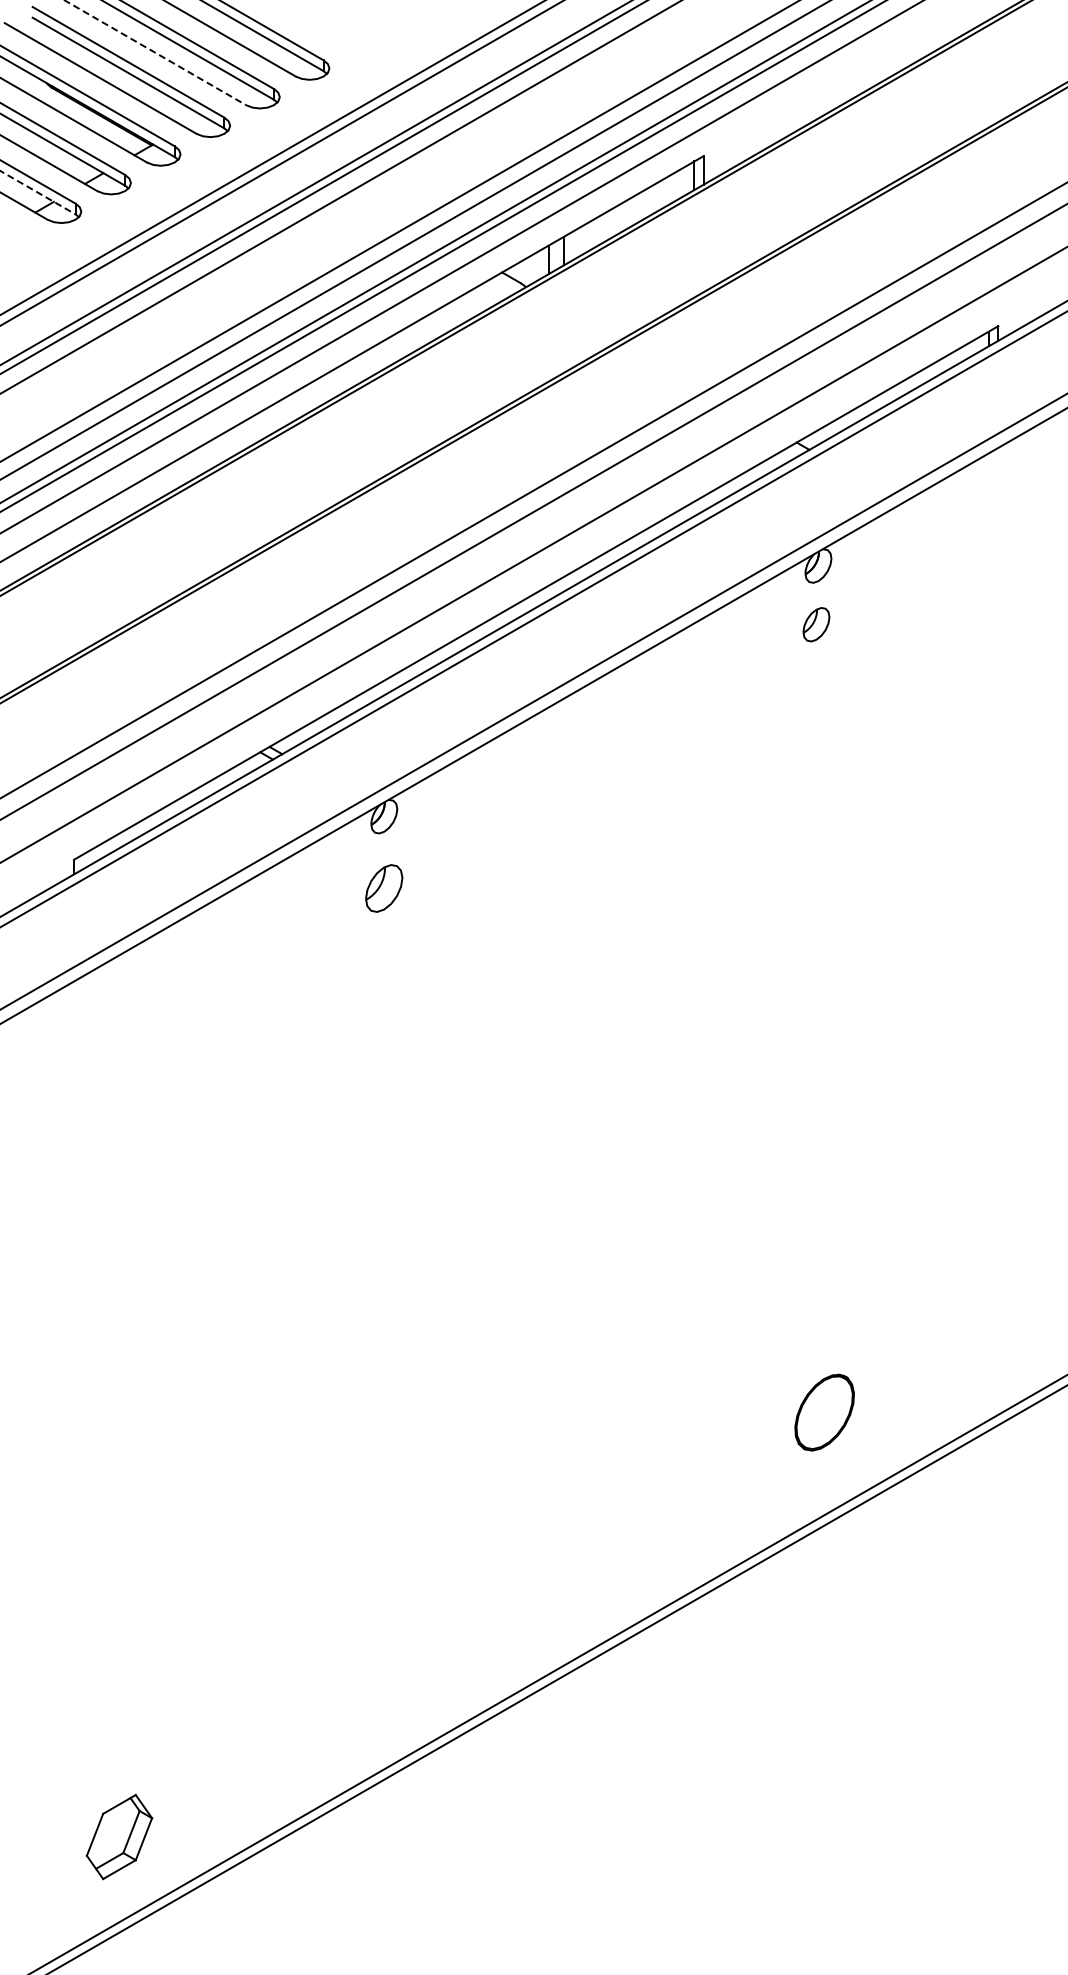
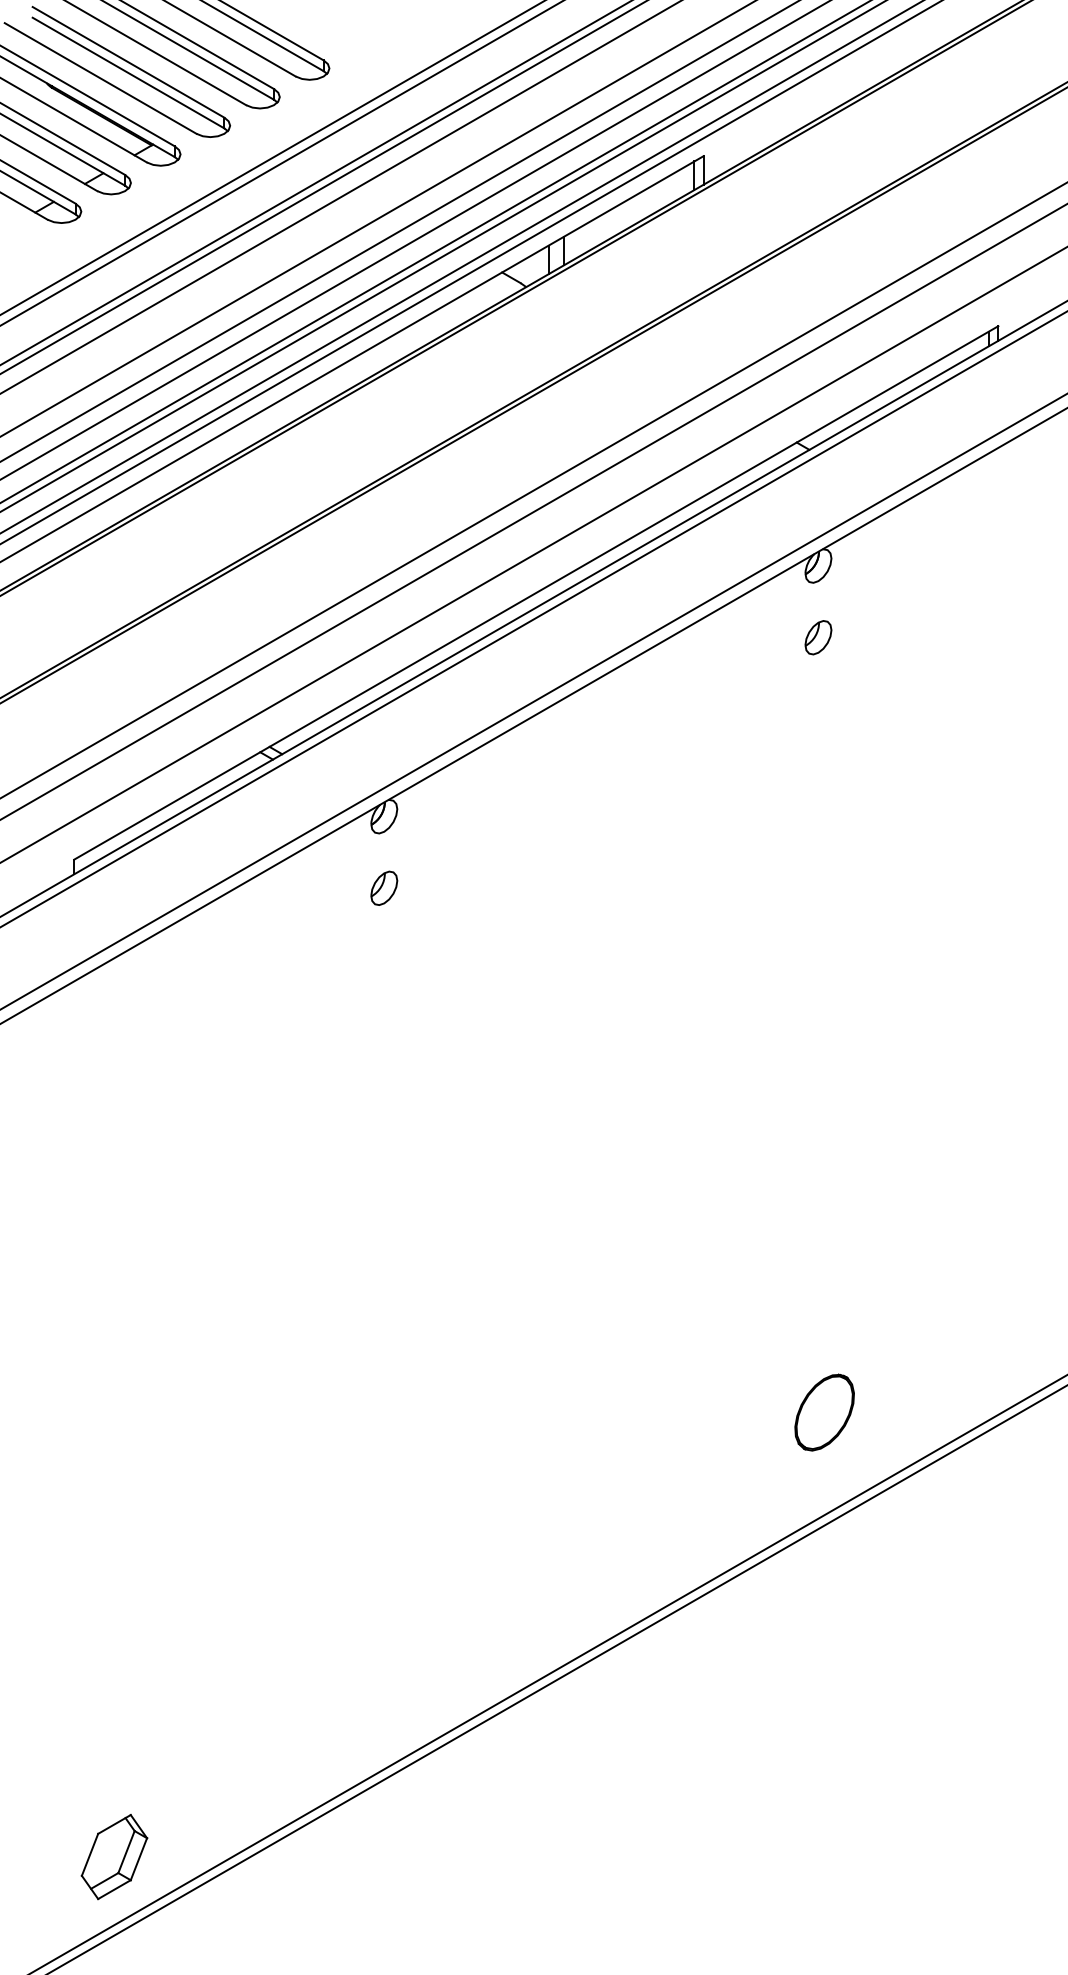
line: dashed -> solid (155, 52)
line: dashed -> solid (38, 192)
line: none -> present (377, 218)
line: none -> present (470, 272)
part position: (816, 624) -> (818, 637) (818, 637)
part size: 39x49 px -> 29x36 px (384, 887)
part position: (119, 1837) -> (114, 1857) (114, 1857)
